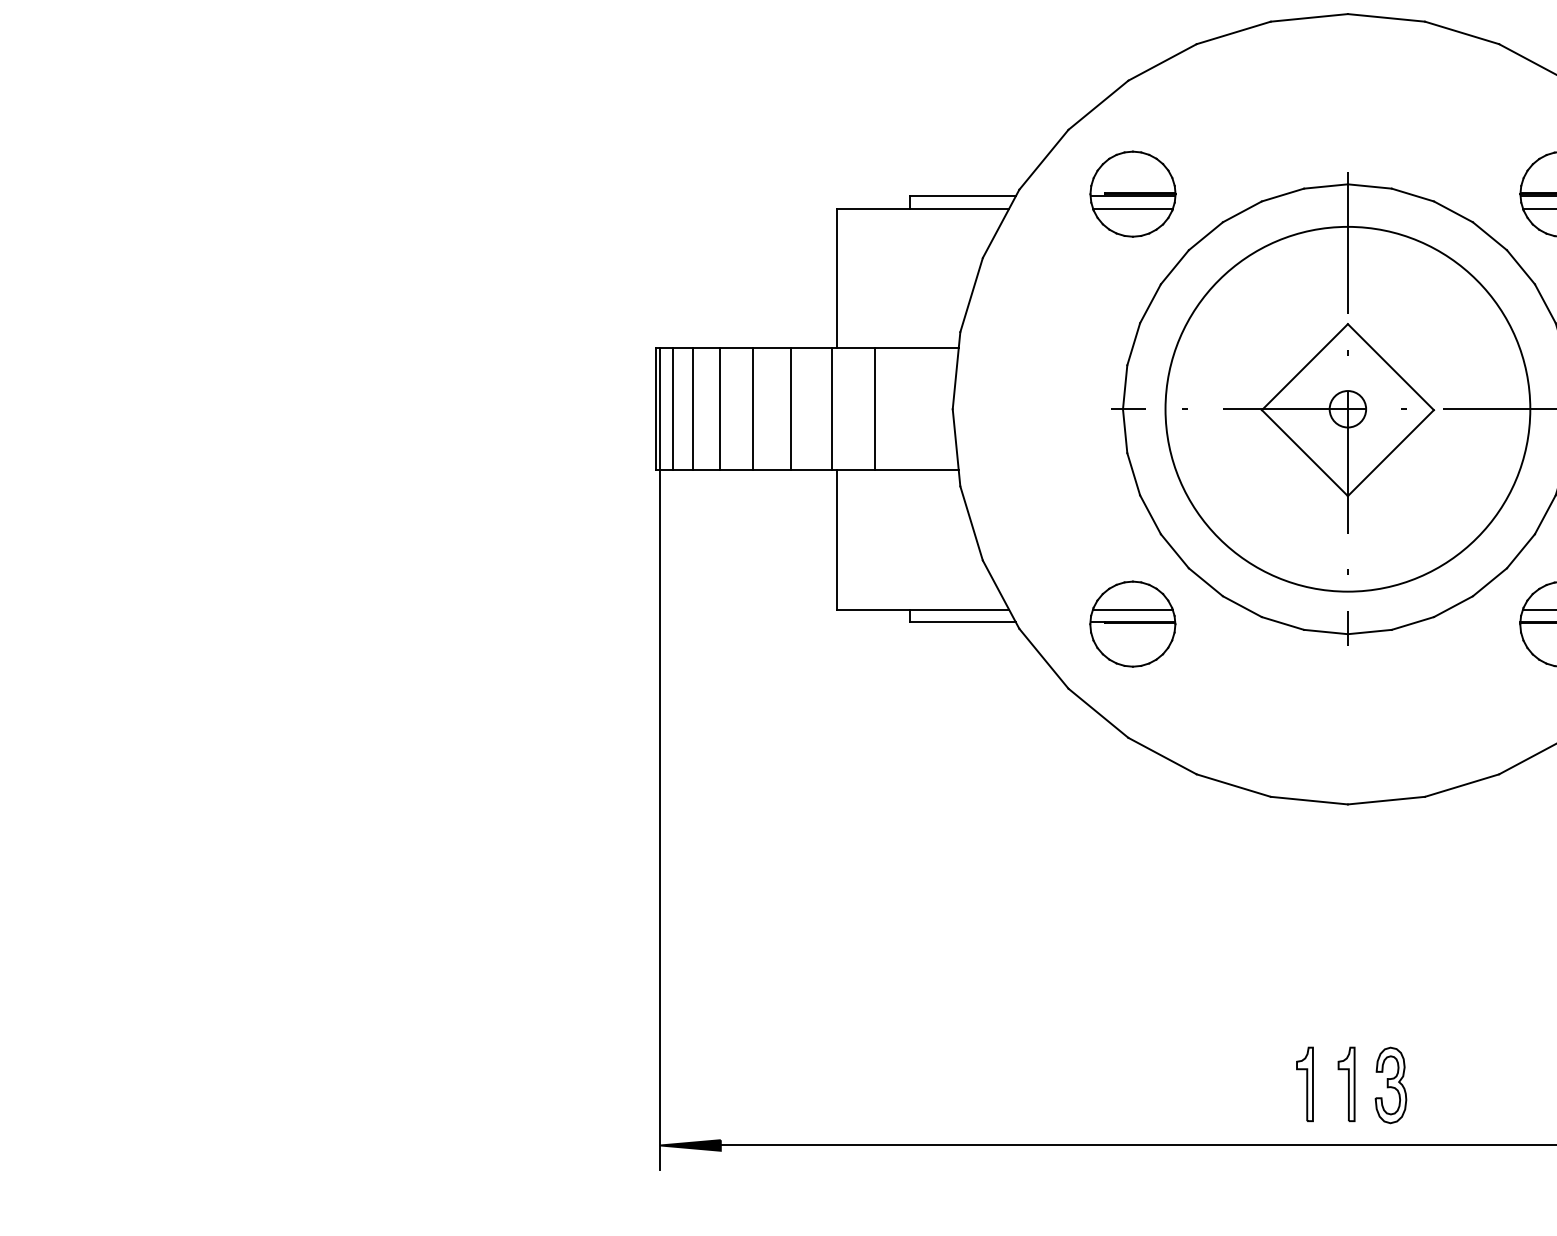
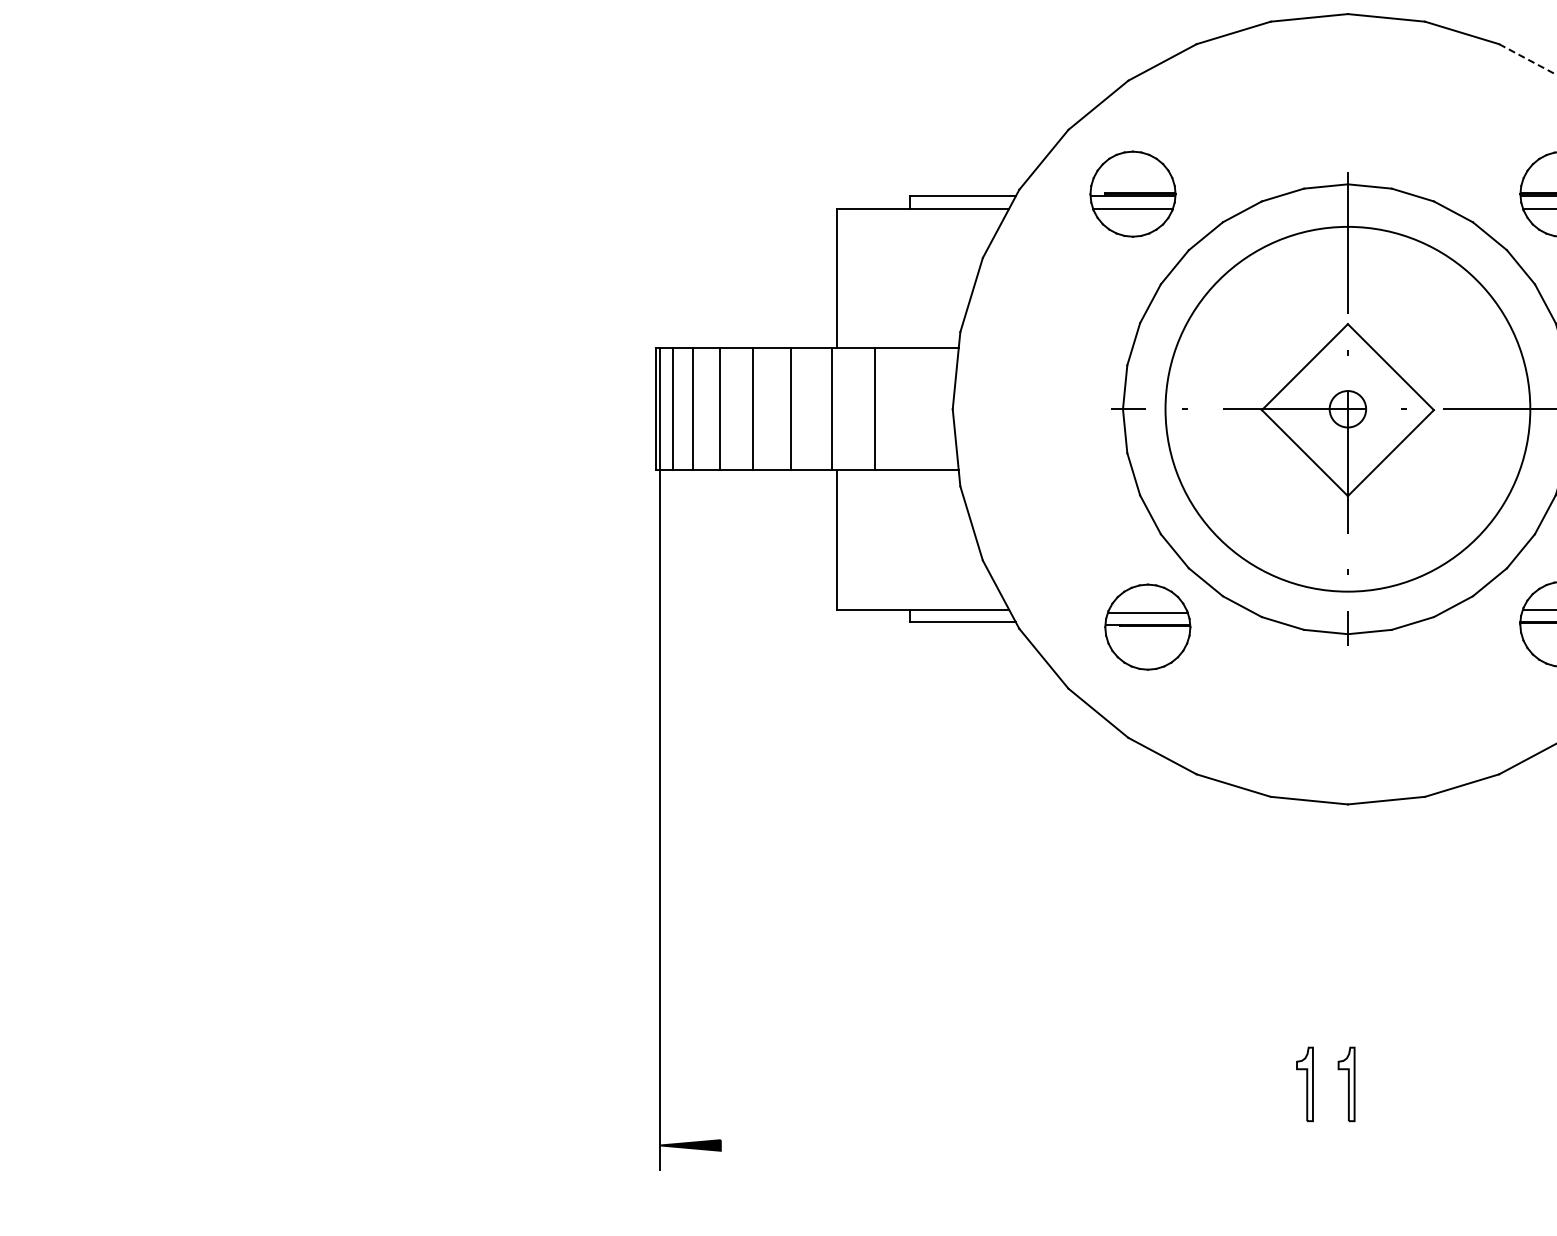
line: solid -> dashed (1528, 59)
part position: (1132, 623) -> (1147, 626) (1147, 626)
part: present -> none (1390, 1085)
line: present -> none (1136, 1145)
